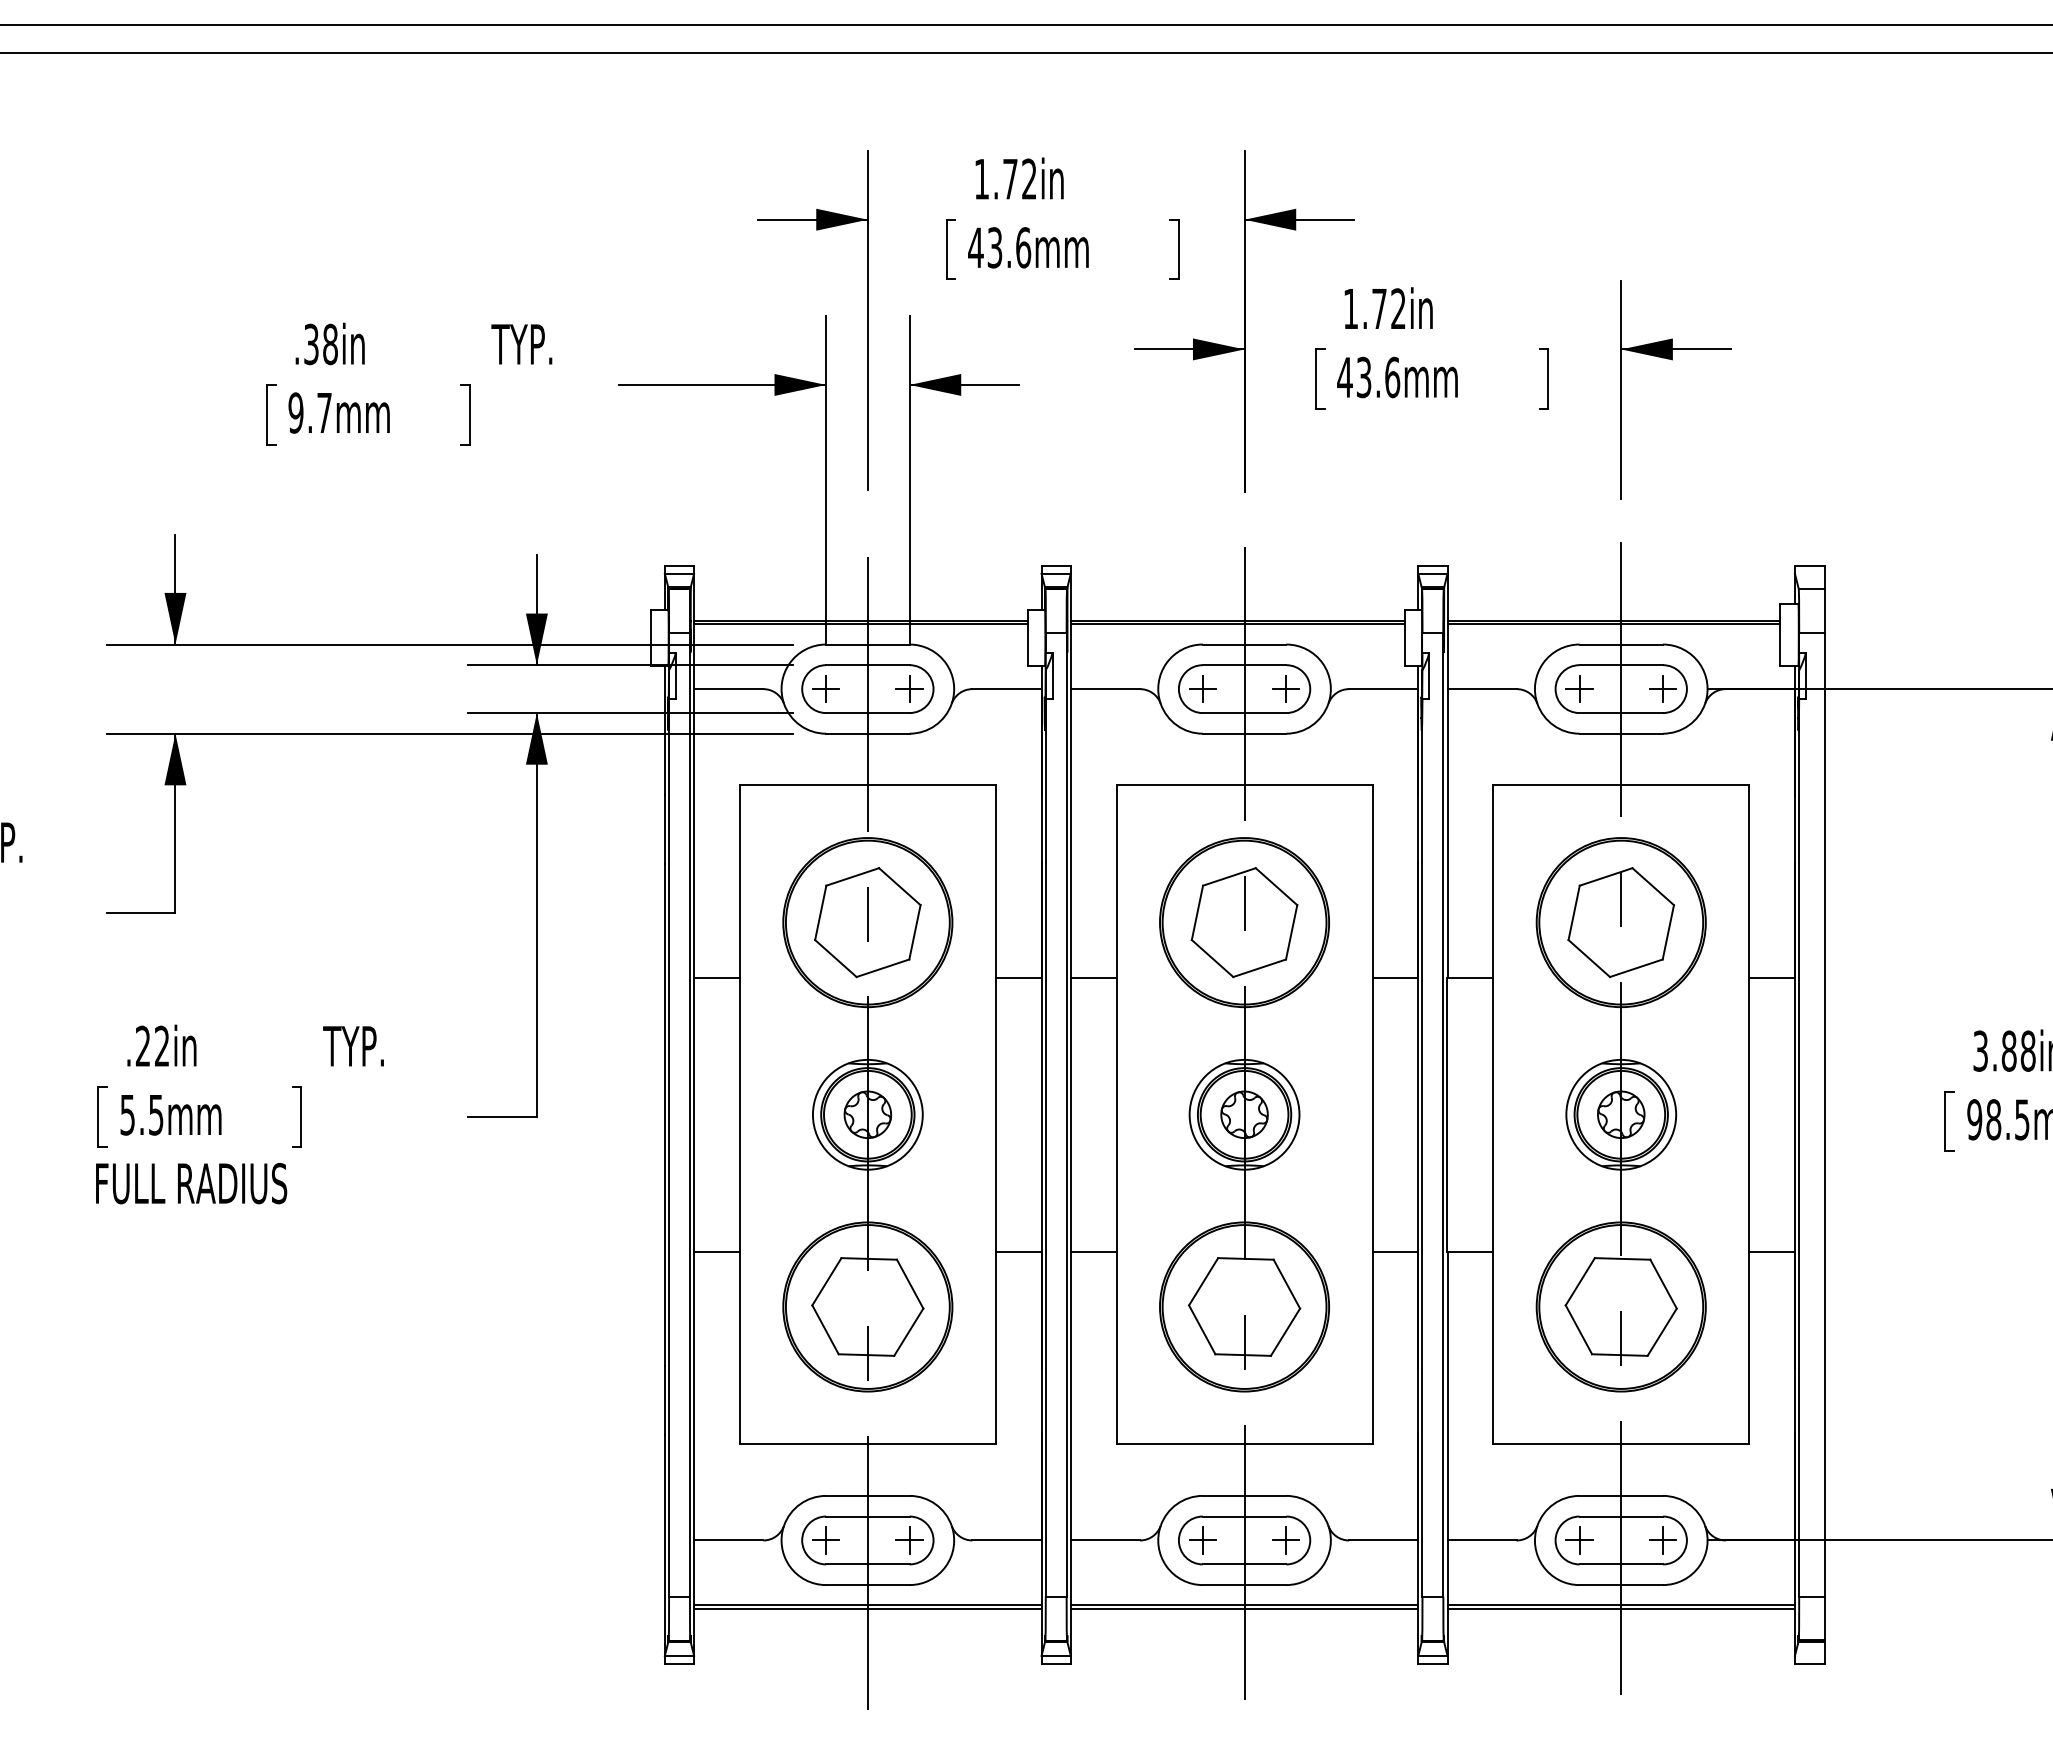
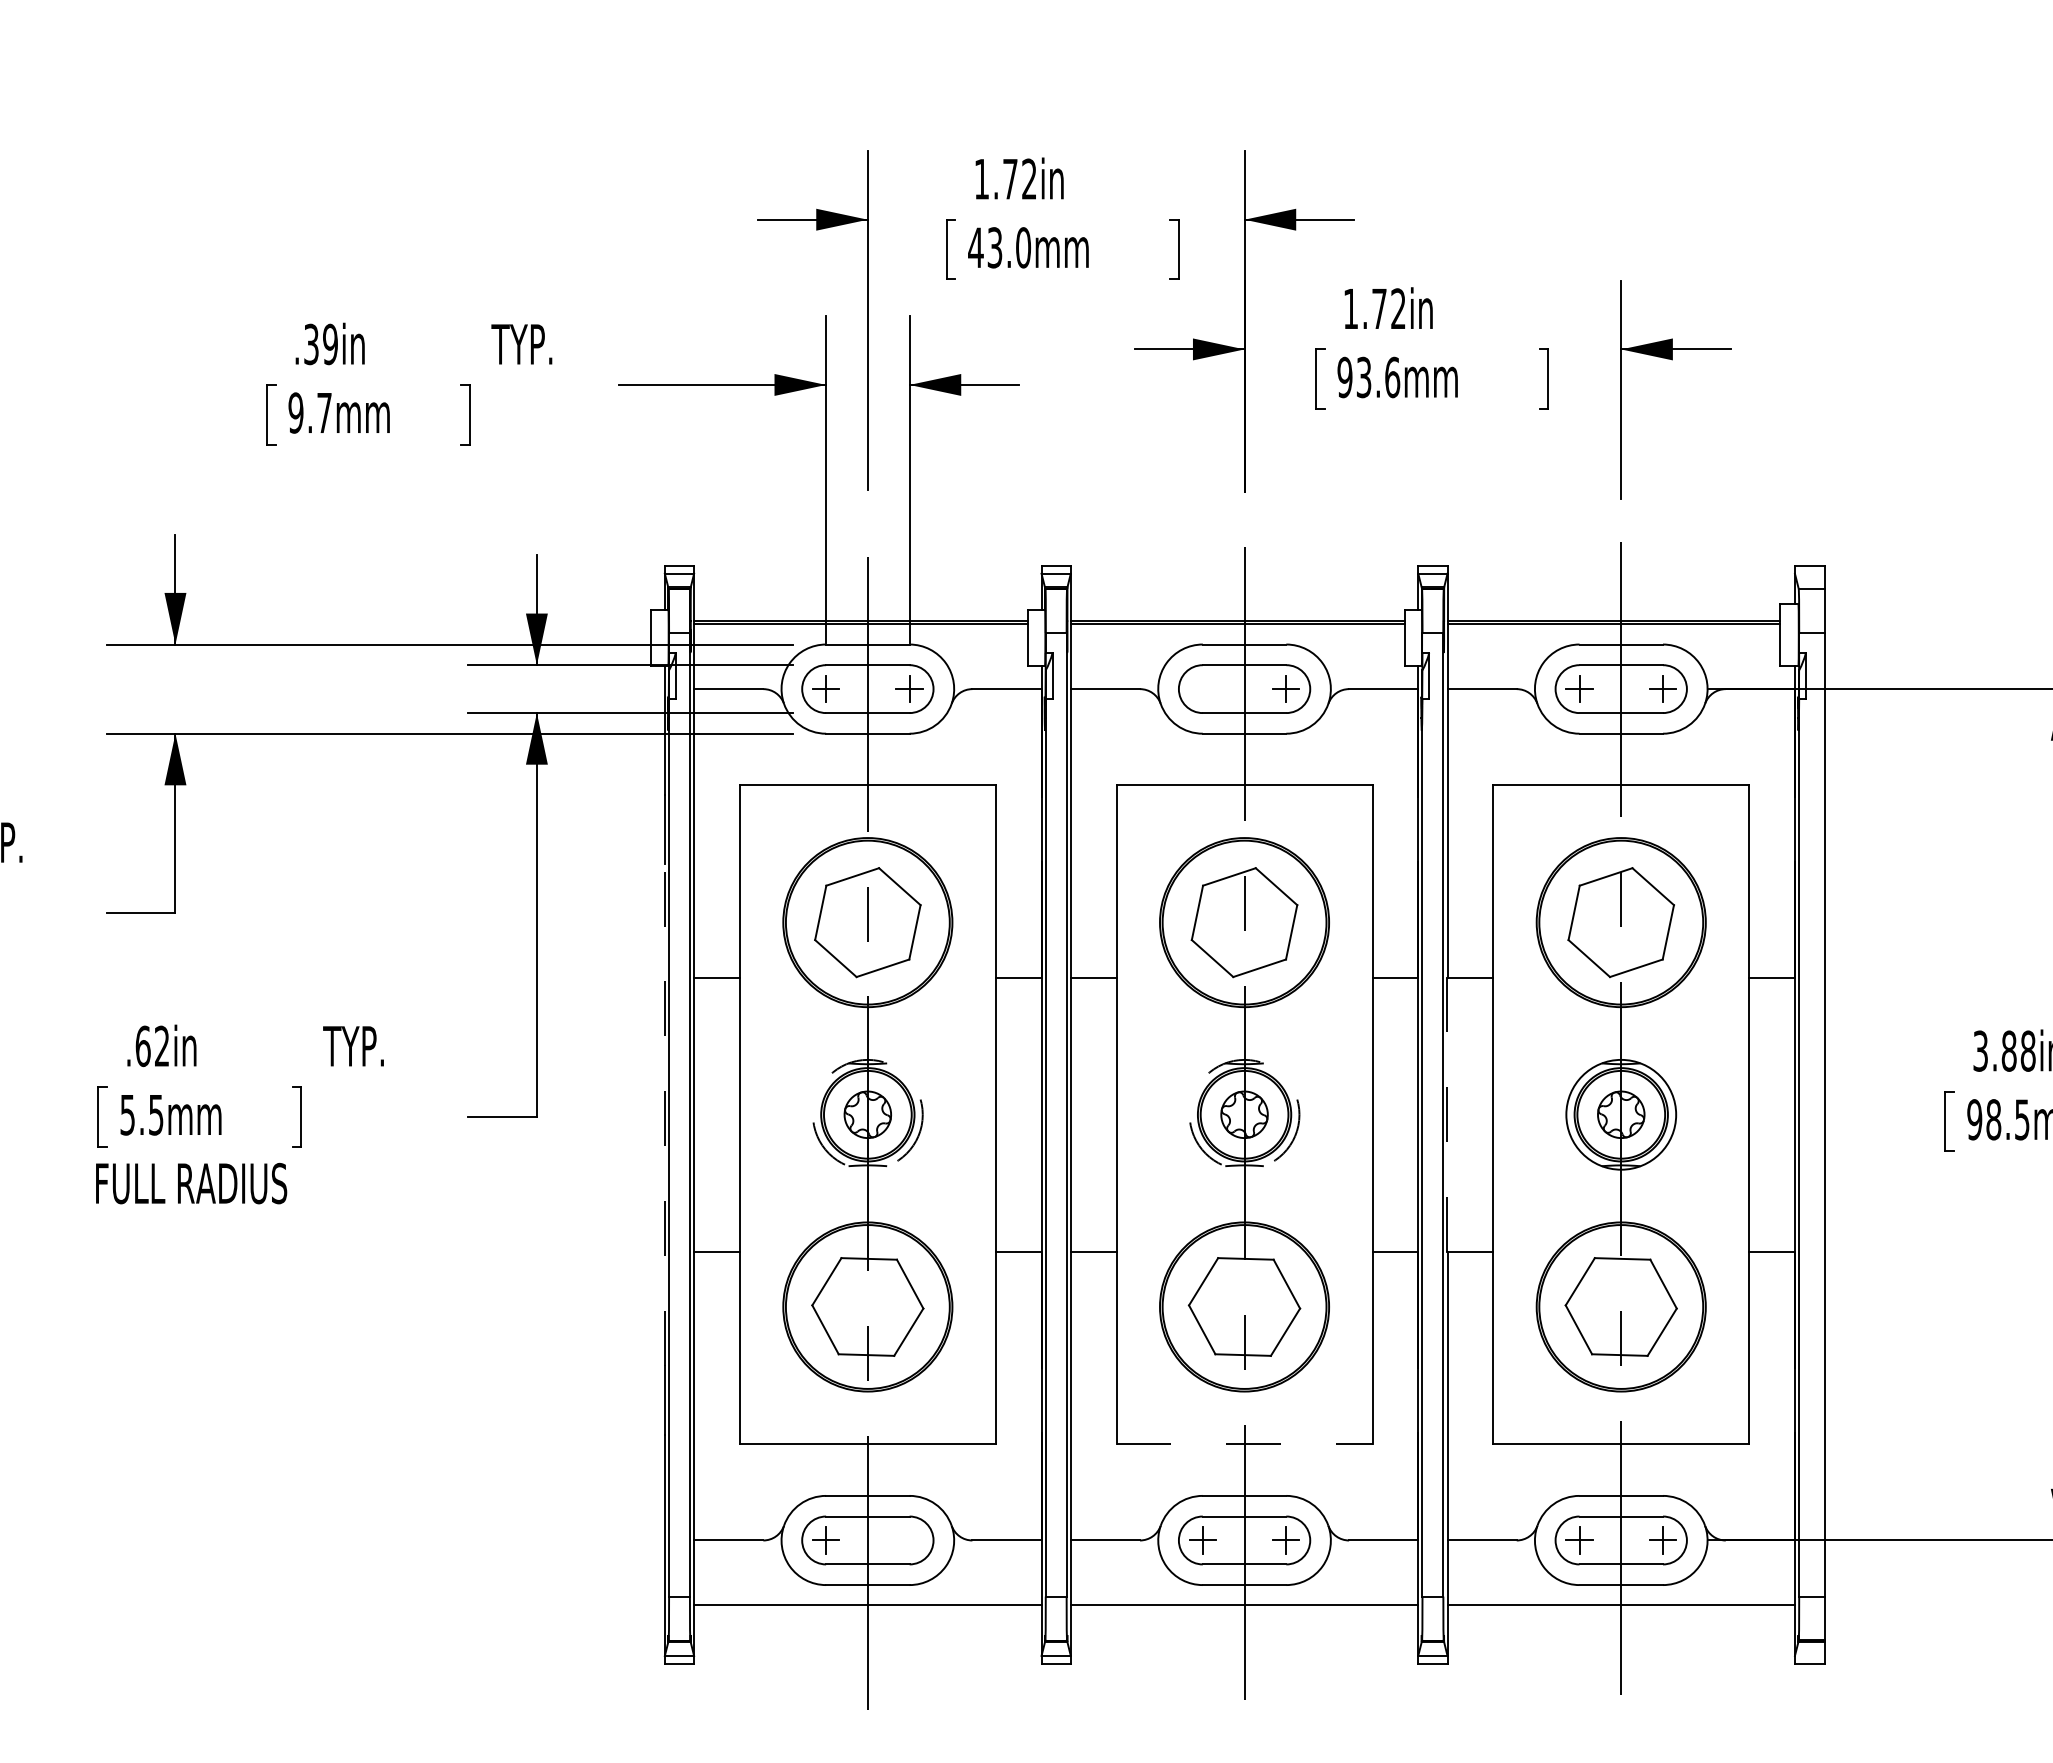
line: present -> none (1025, 25)
line: present -> none (1025, 52)
text: 43.6mm -> 43.0mm (1023, 247)
text: .38in -> .39in (330, 344)
text: 43.6mm -> 93.6mm (1344, 377)
part: present -> none (1202, 688)
text: .22in -> .62in (142, 1046)
line: solid -> dashed (664, 1114)
circle: solid -> dashed (867, 1114)
circle: solid -> dashed (1244, 1114)
line: solid -> dashed (1447, 1115)
line: solid -> dashed (1245, 1444)
part: present -> none (909, 1540)
line: present -> none (867, 1609)
line: present -> none (1244, 1609)
line: present -> none (1620, 1609)
